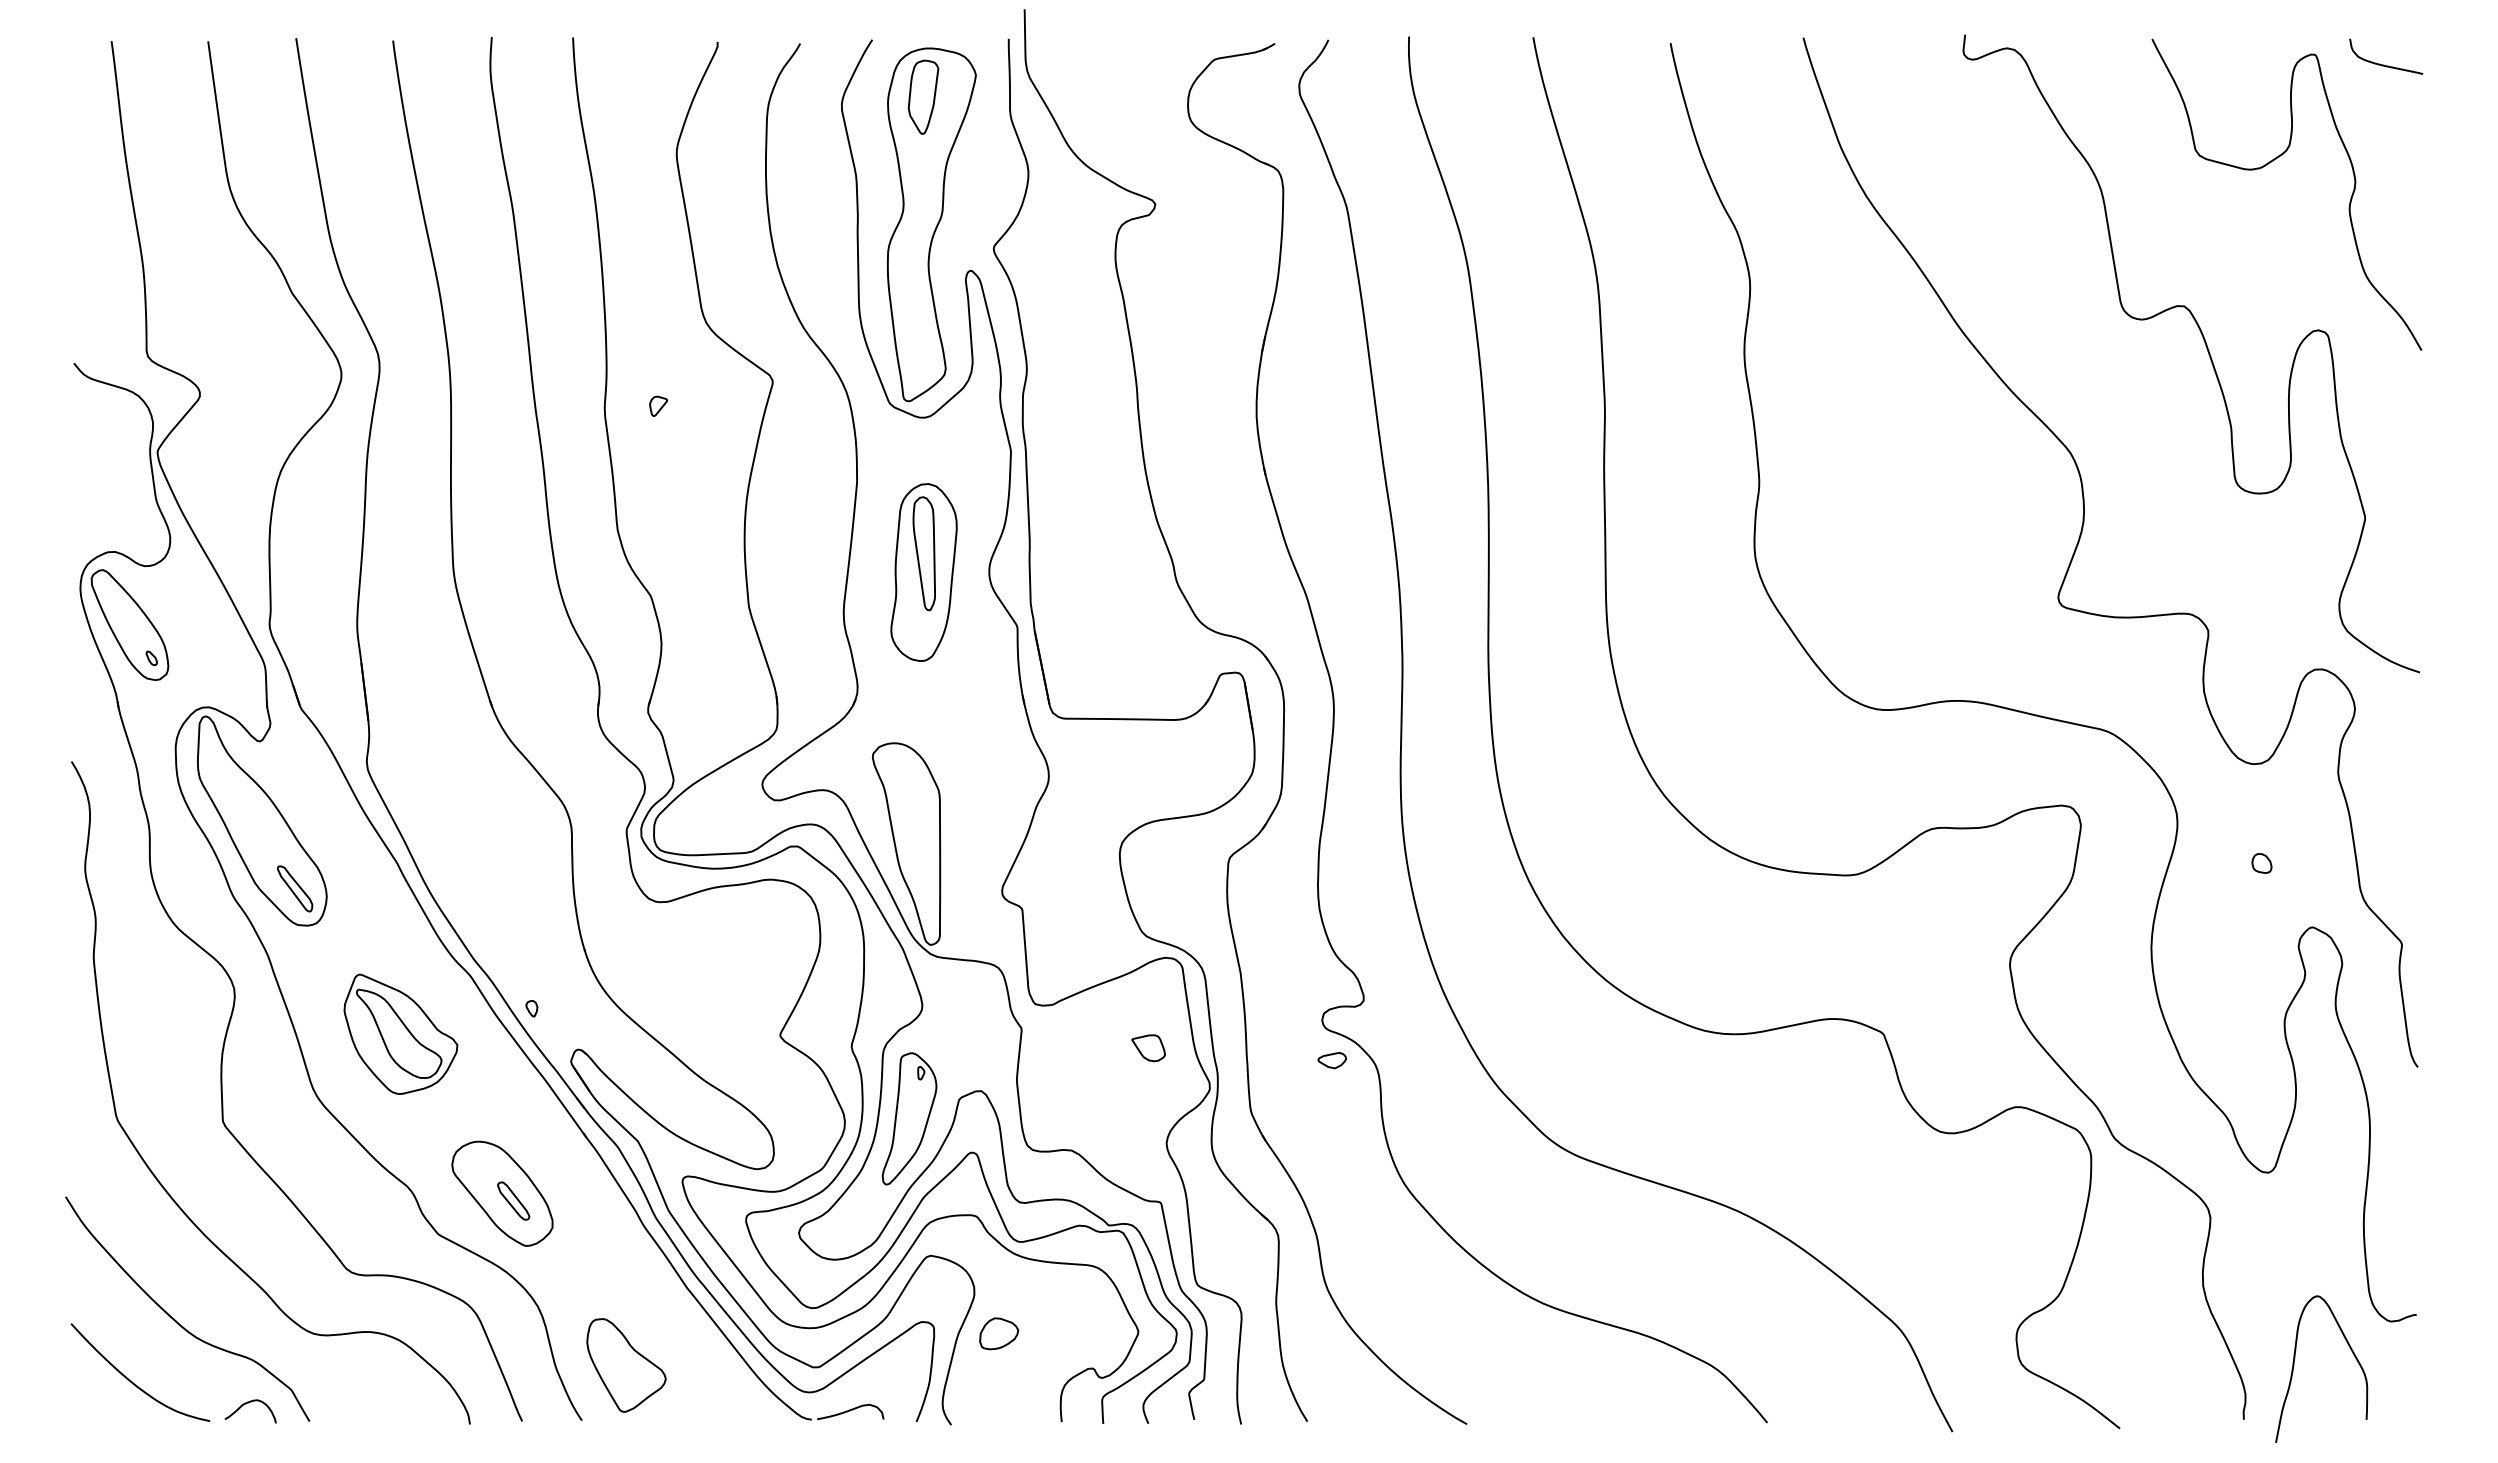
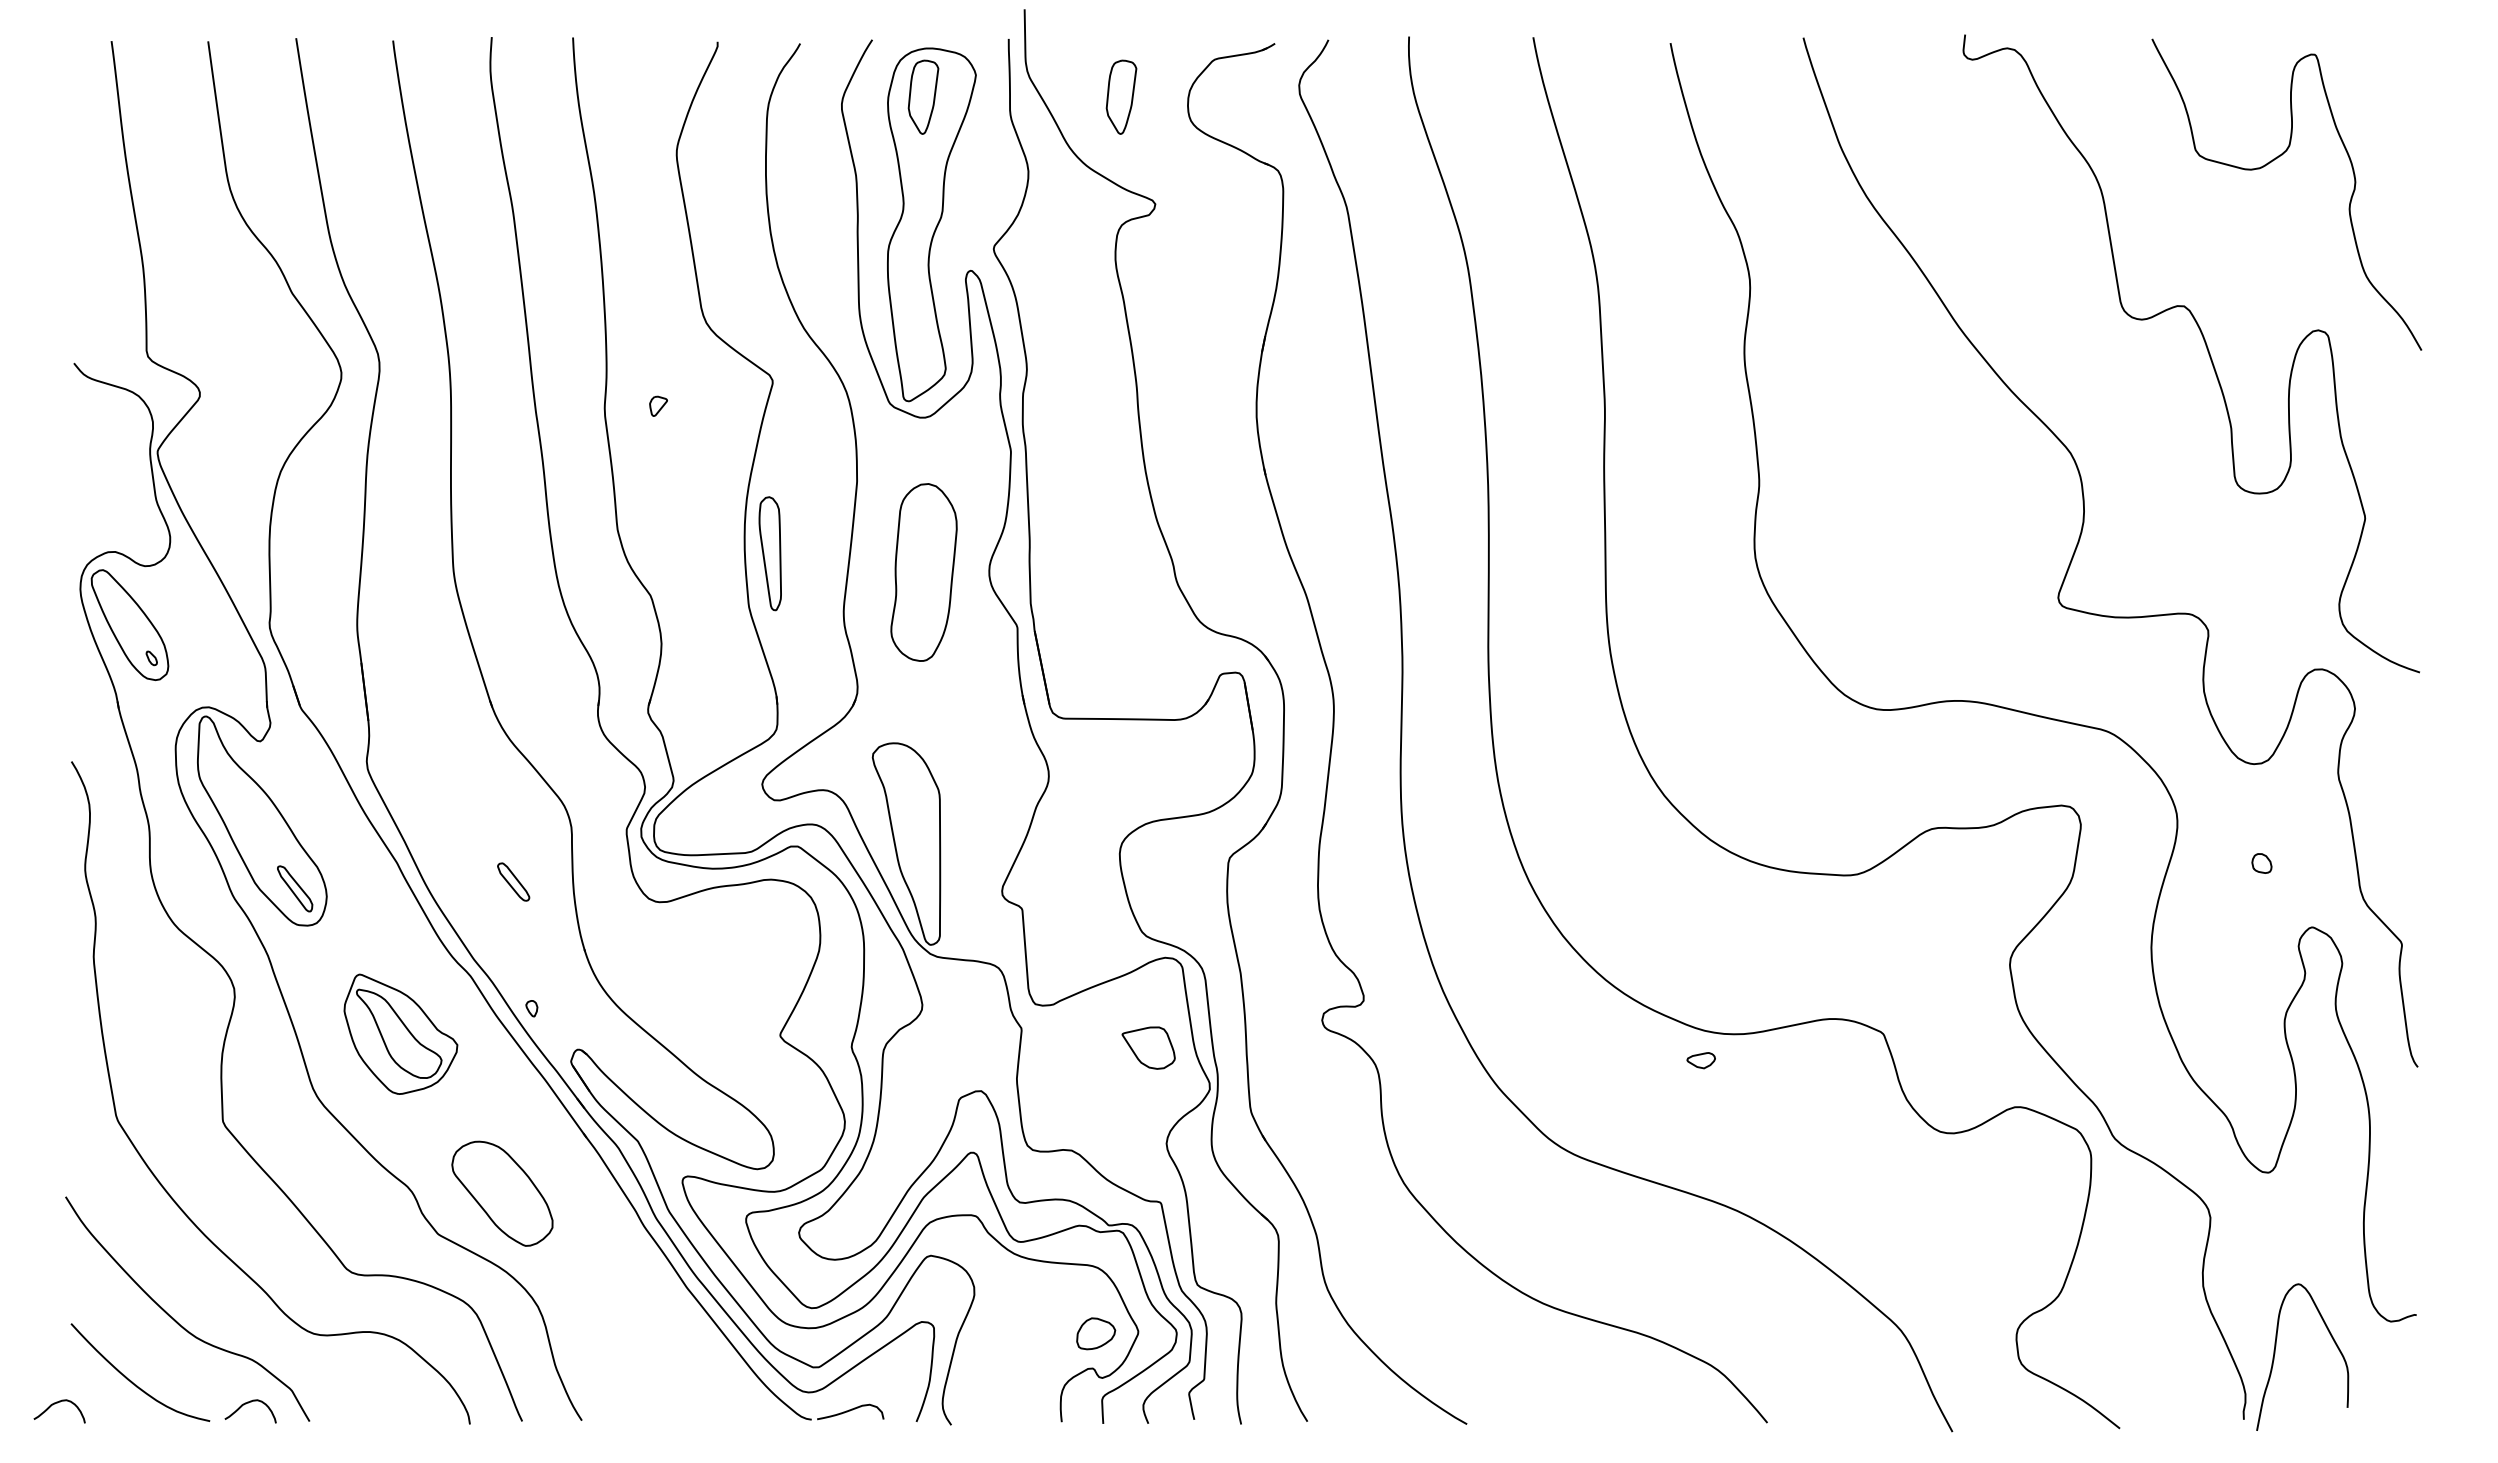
curve: present -> none (2384, 64)
part: none -> present (1121, 96)
part position: (923, 553) -> (769, 553) (769, 553)
part size: 35x29 px -> 55x44 px (1148, 1047)
part position: (1331, 1060) -> (1700, 1060) (1700, 1060)
part: present -> none (909, 1118)
part position: (513, 1200) -> (513, 881) (513, 881)
part position: (999, 1333) -> (1096, 1333) (1096, 1333)
part: present -> none (626, 1365)
curve position: (2294, 1366) -> (2275, 1354) (2275, 1354)
curve: none -> present (55, 1404)
